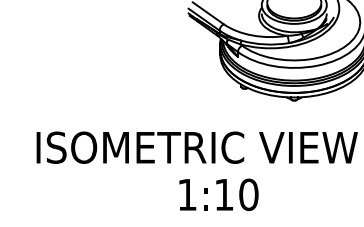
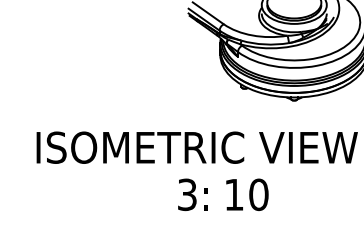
text: 1 -> 3 (187, 194)
text position: (237, 194) -> (247, 194) (247, 194)
